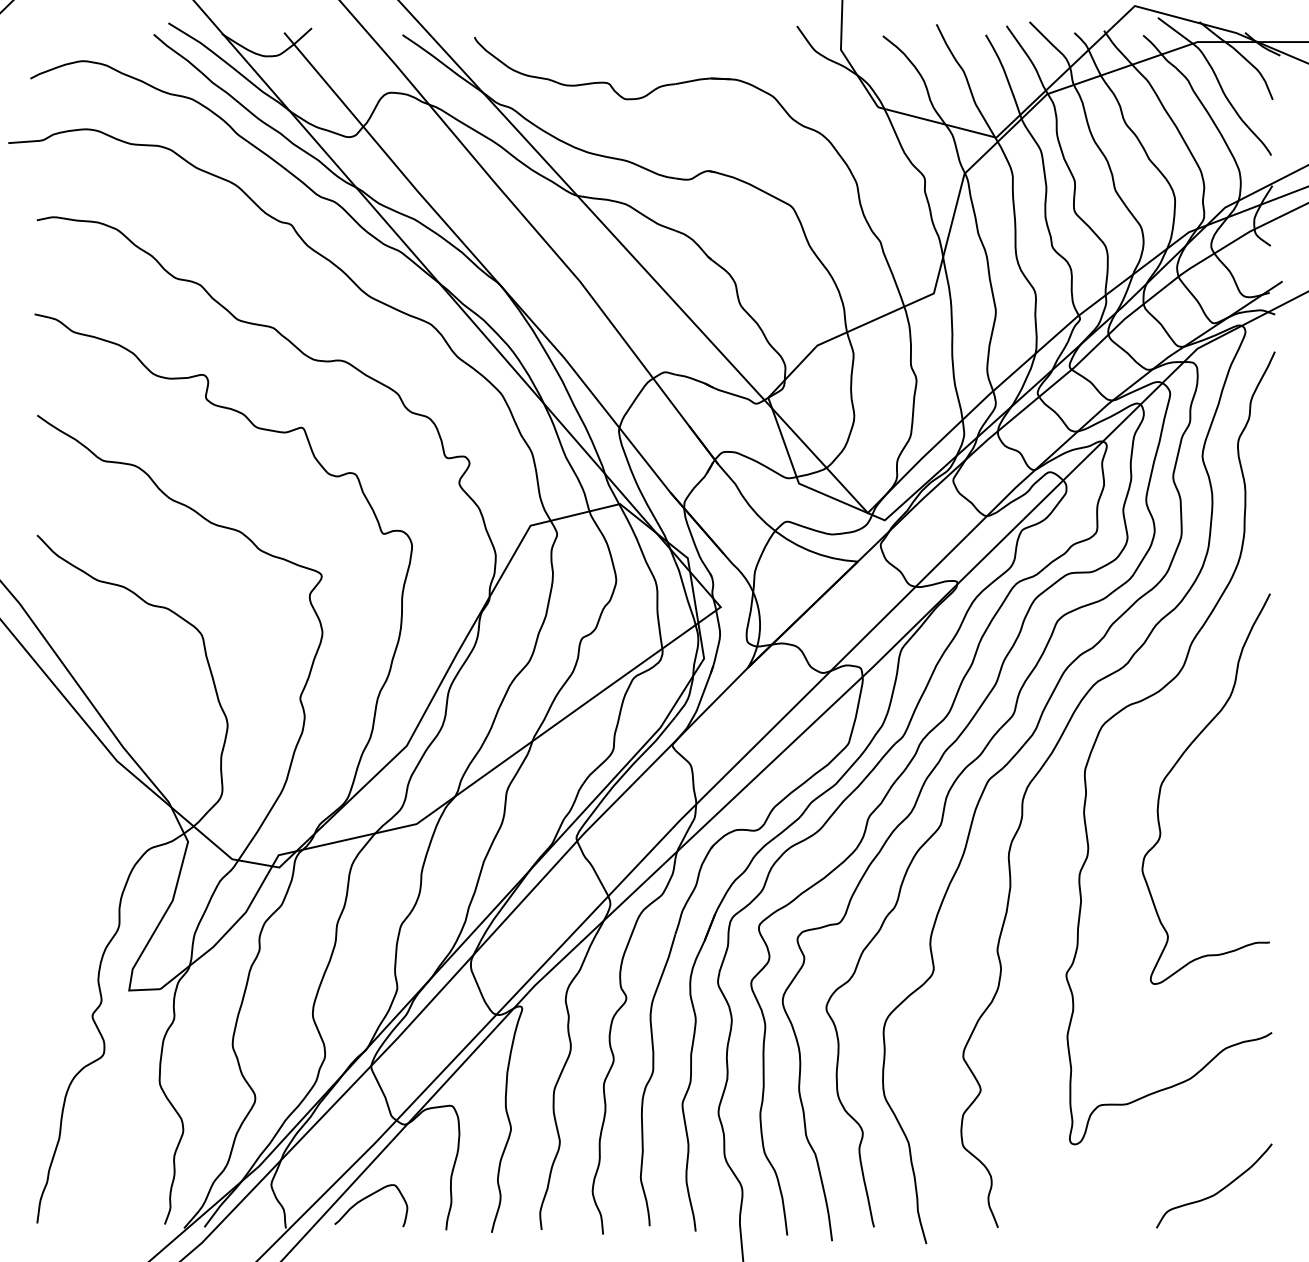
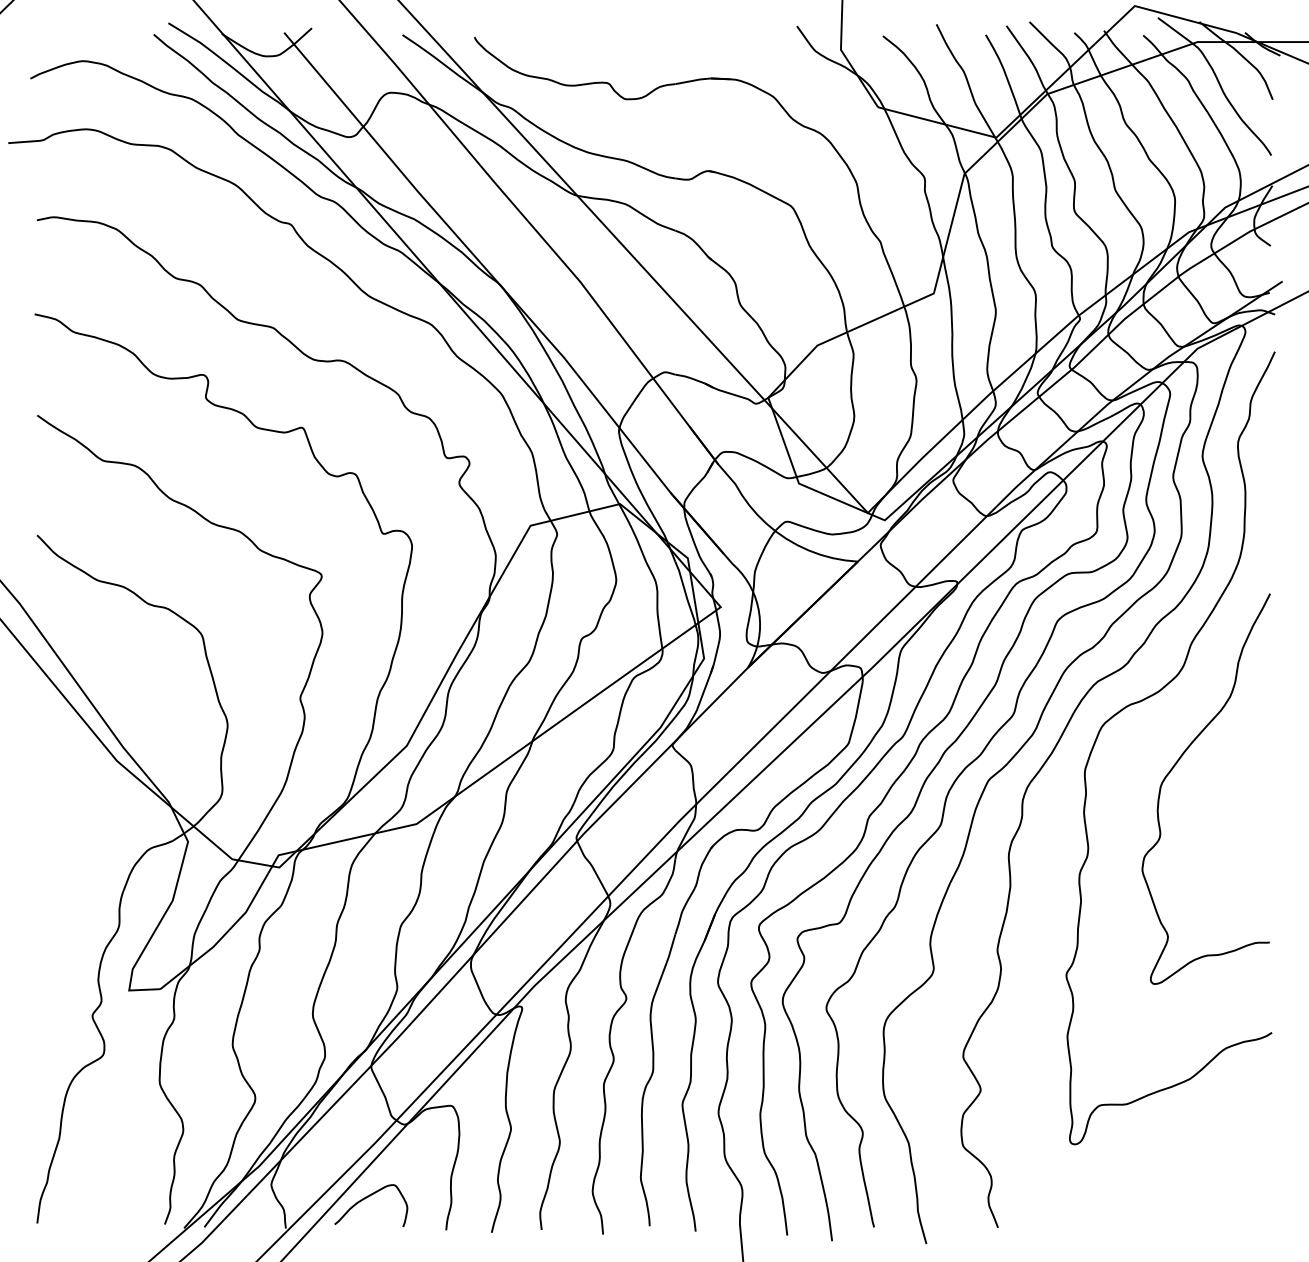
curve: present -> none (1217, 1191)
